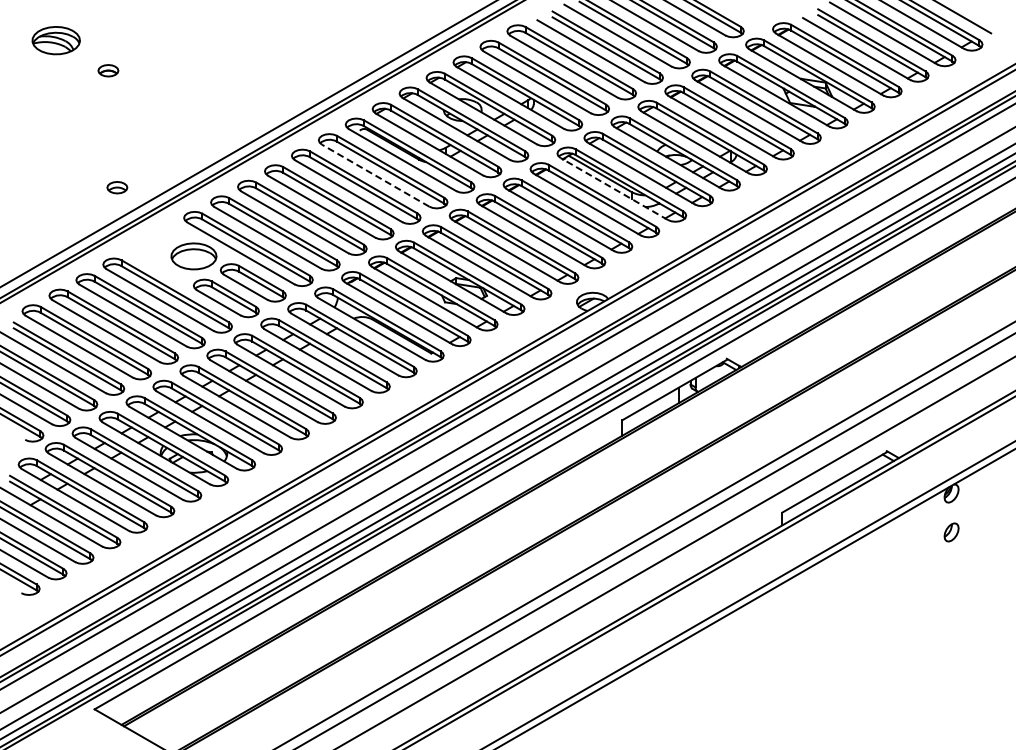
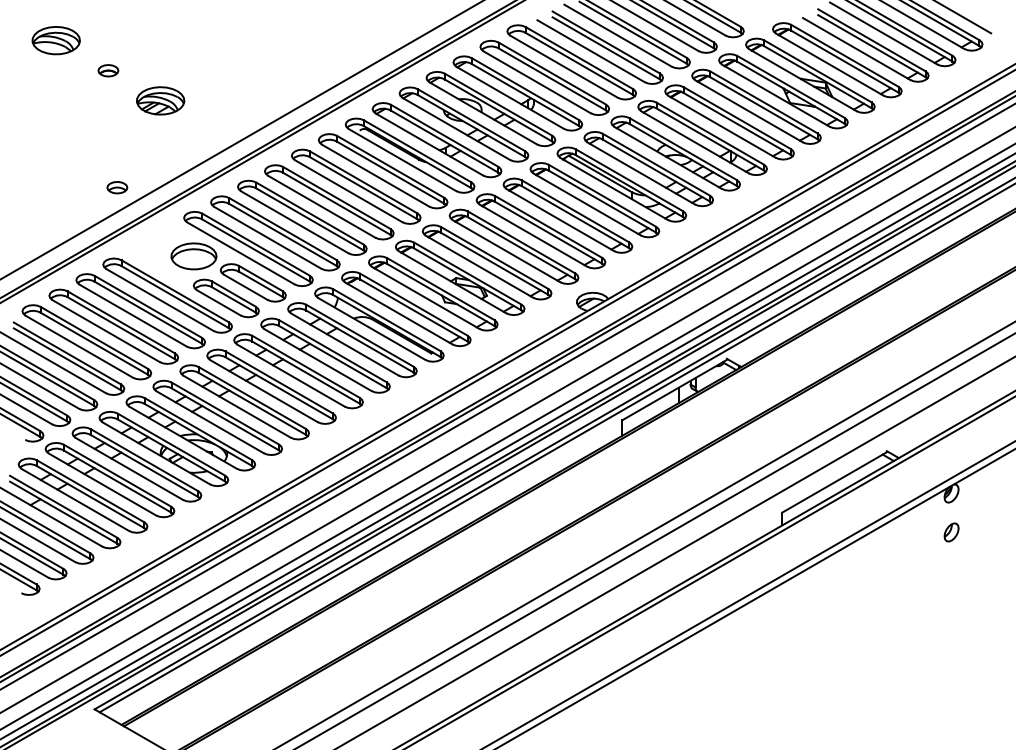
part: none -> present (160, 100)
line position: (247, 143) -> (241, 140) (241, 140)
line: dashed -> solid (375, 175)
line: dashed -> solid (614, 189)
line: none -> present (555, 448)
